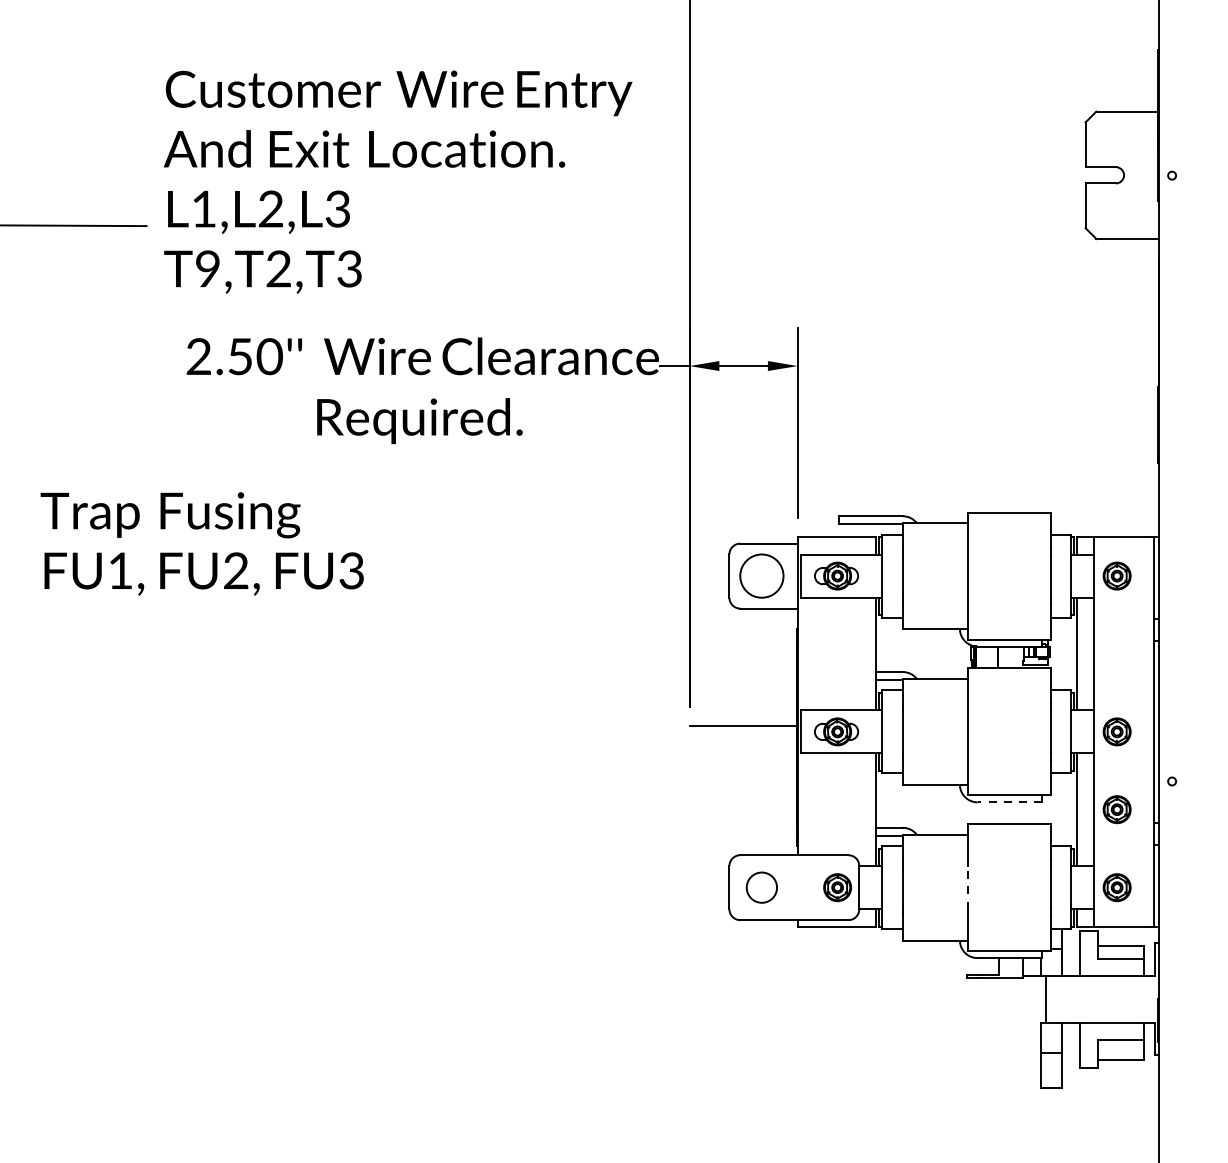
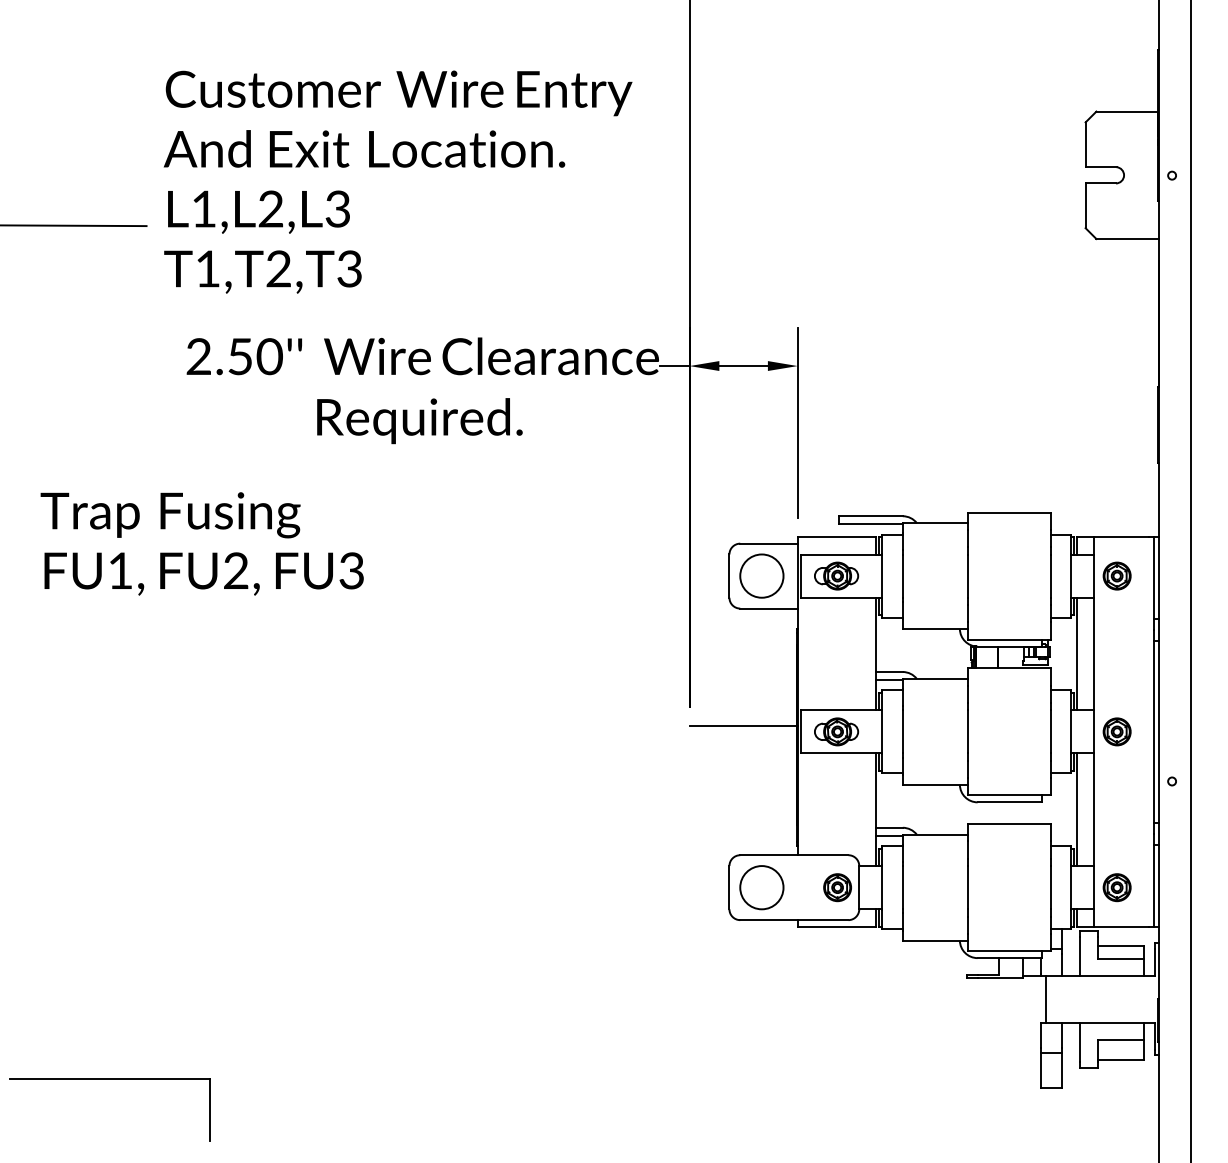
text: T9,T2,T3 -> T1,T2,T3 (207, 268)
line: none -> present (1191, 580)
line: dashed -> solid (1009, 802)
part: present -> none (1116, 809)
circle diameter: 30 px -> 43 px (761, 887)
line: dashed -> solid (968, 887)
part: none -> present (109, 1079)
